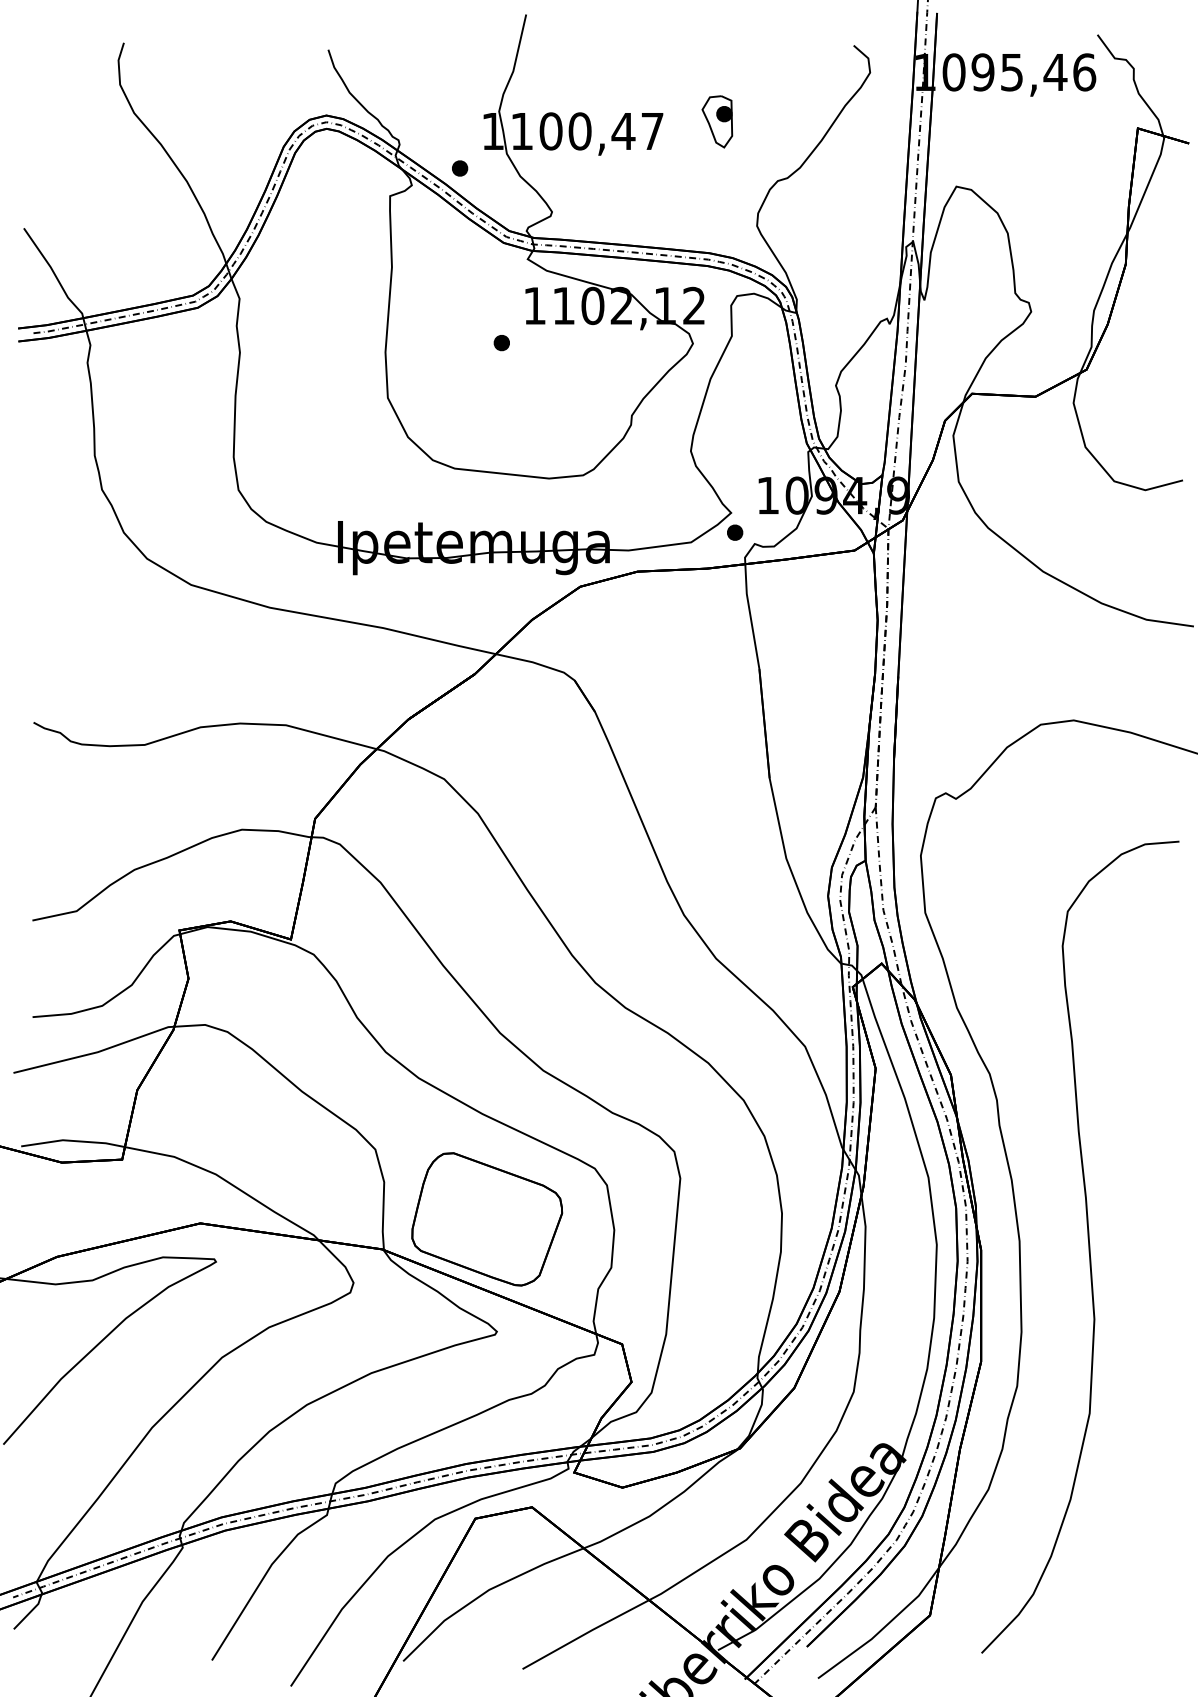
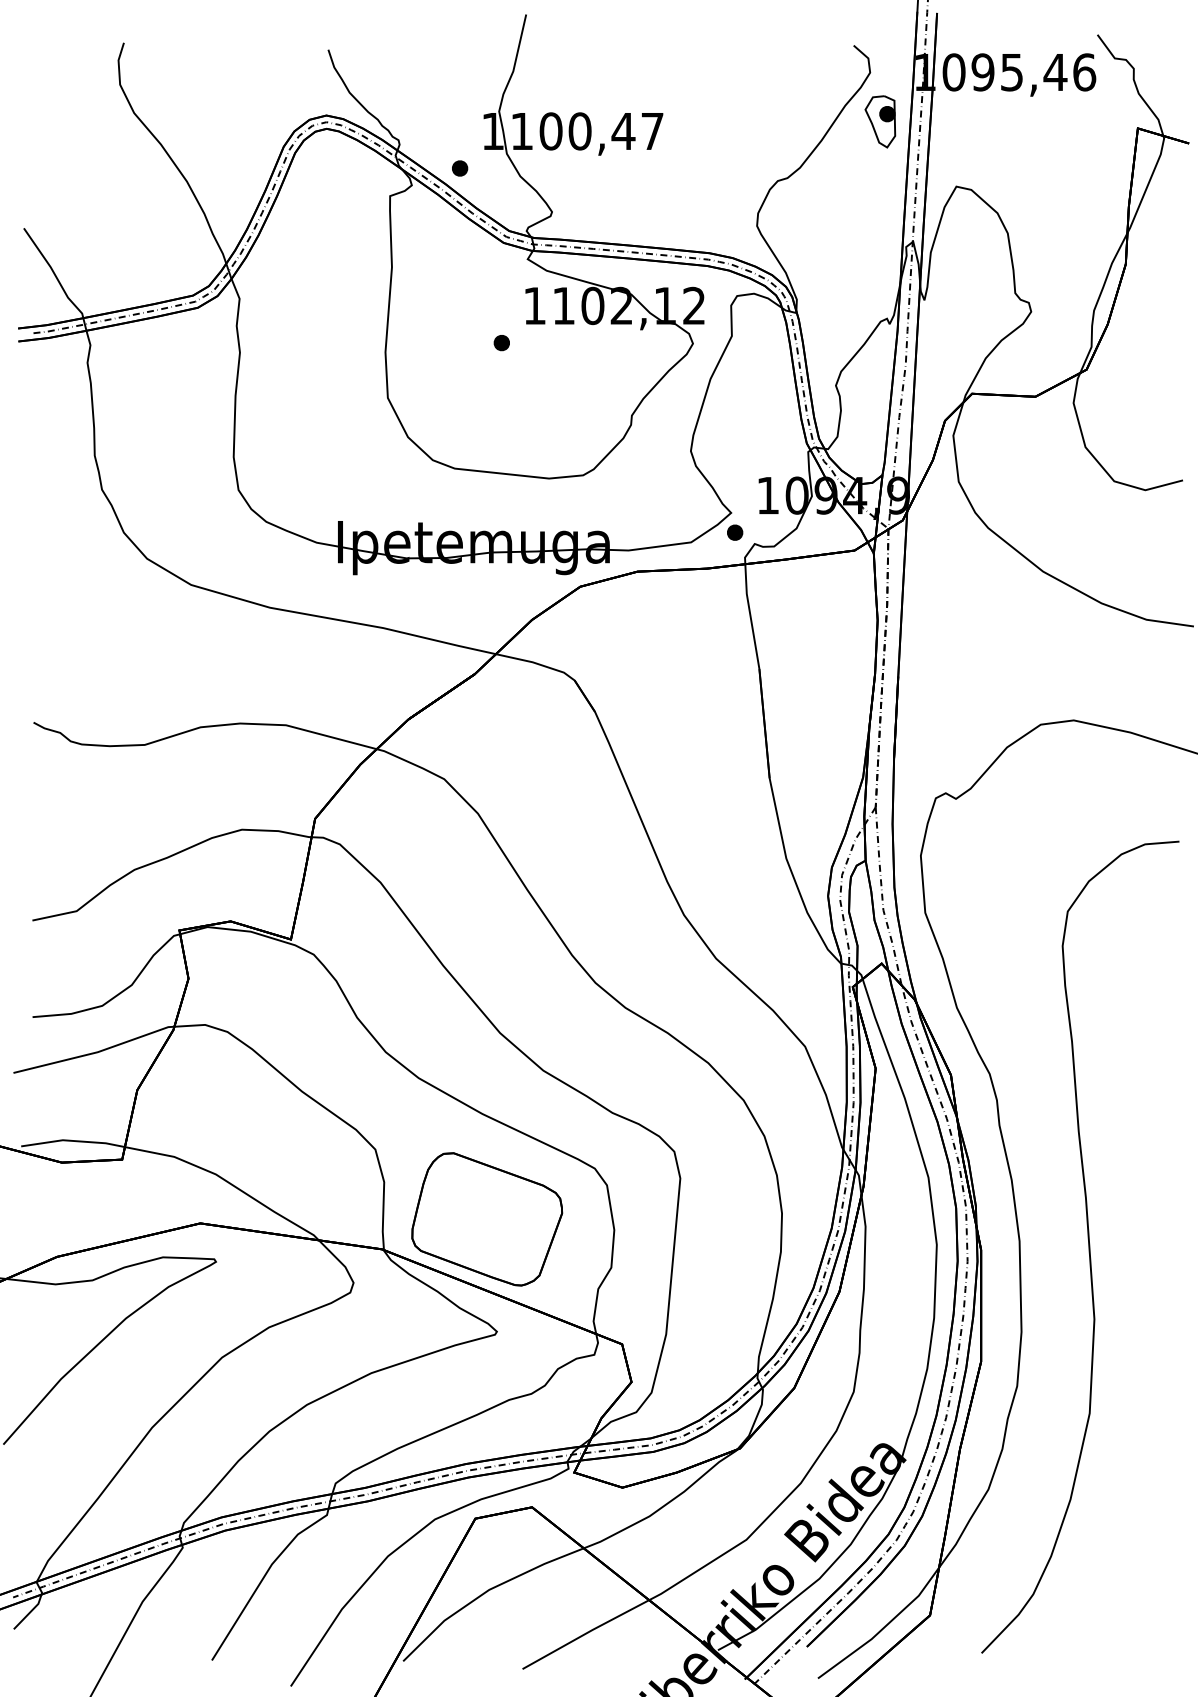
part position: (717, 121) -> (880, 121) (880, 121)
